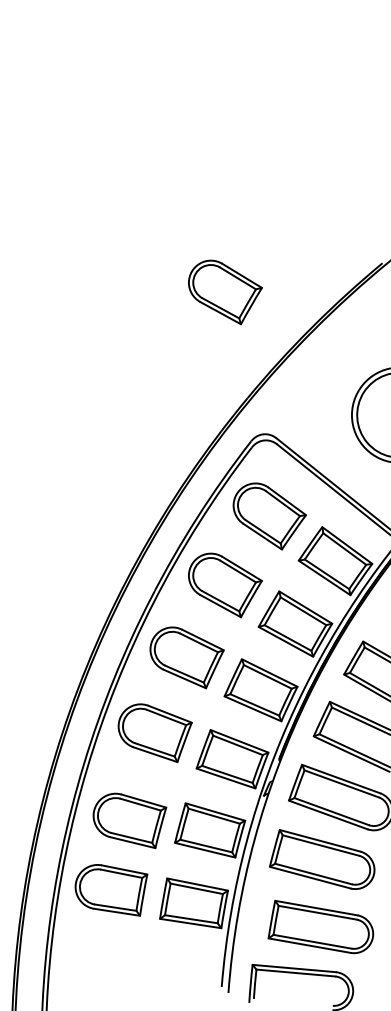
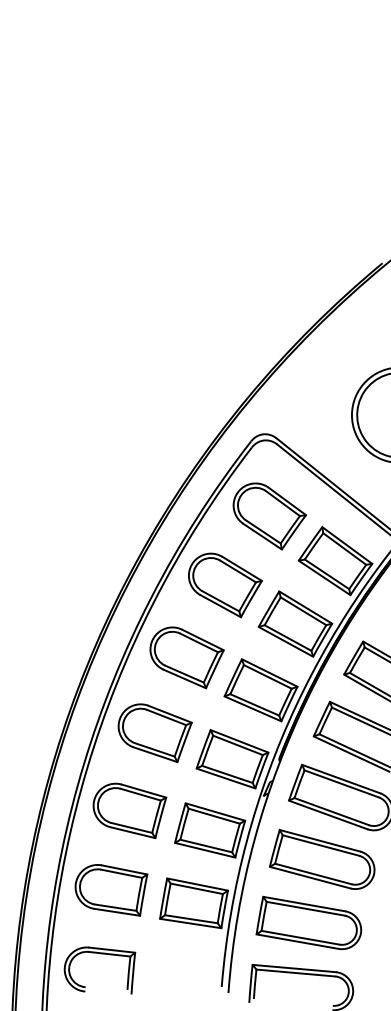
part: present -> none (225, 292)
part position: (129, 820) -> (129, 810) (129, 810)
part position: (320, 926) -> (308, 922) (308, 922)
part: none -> present (100, 954)
